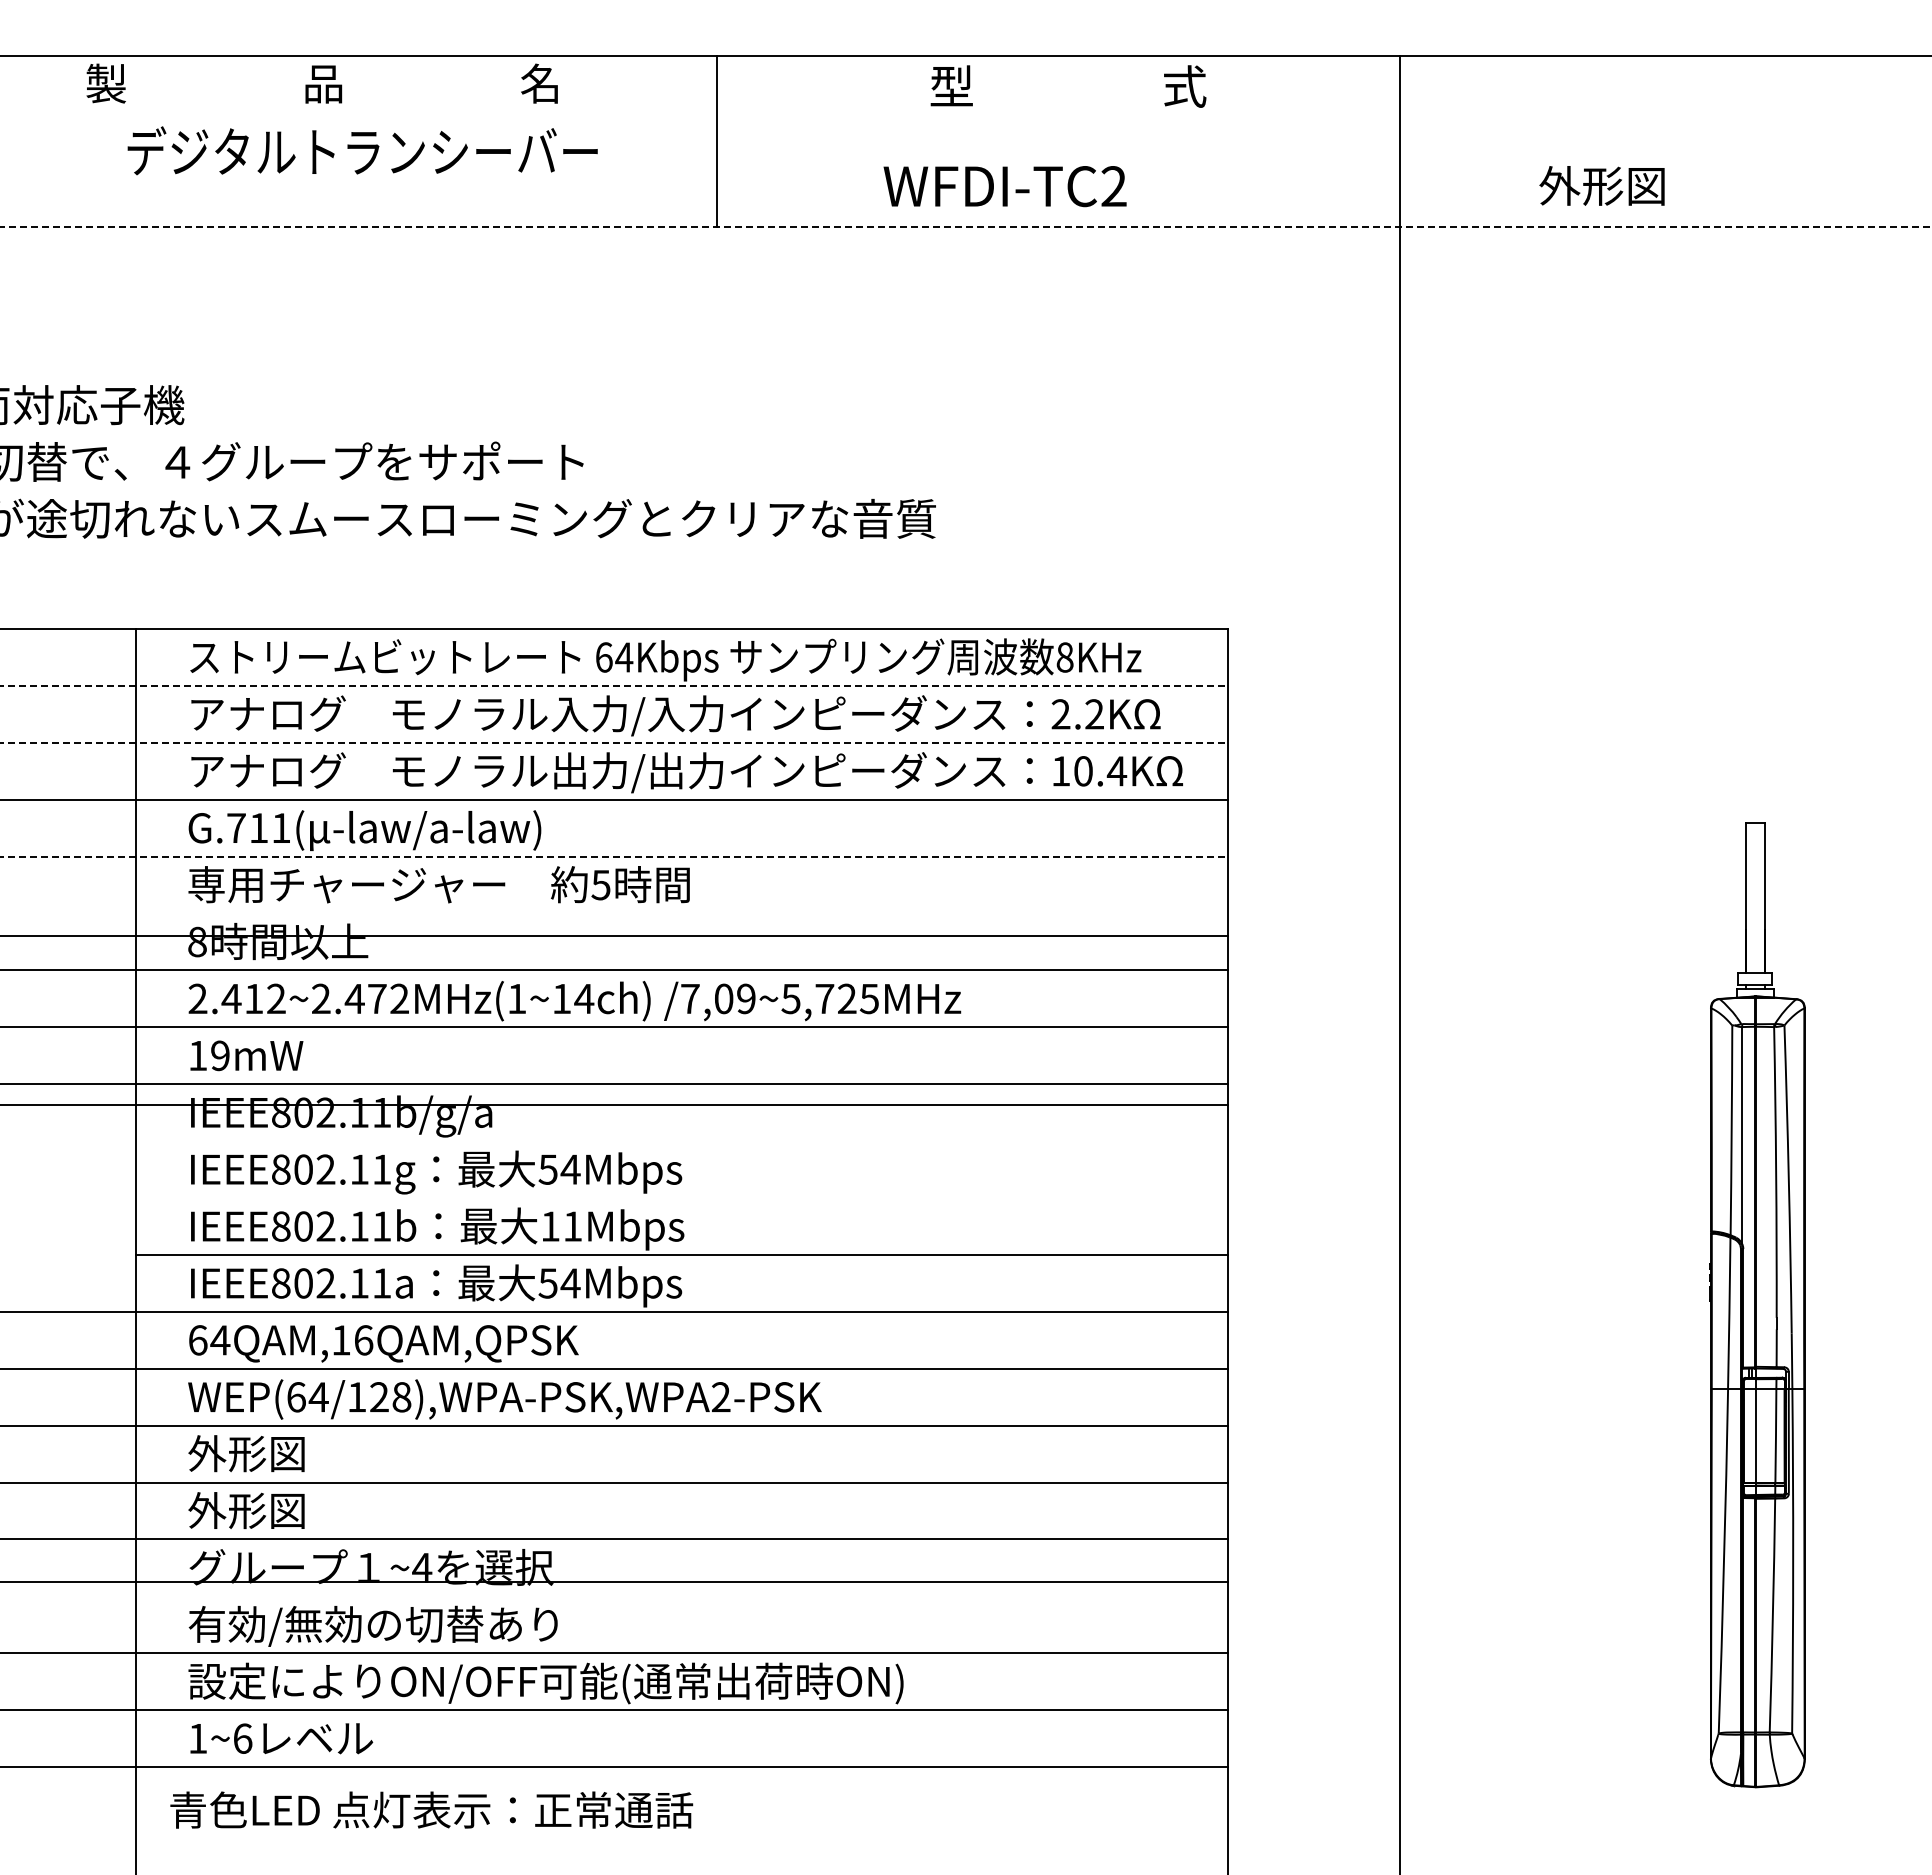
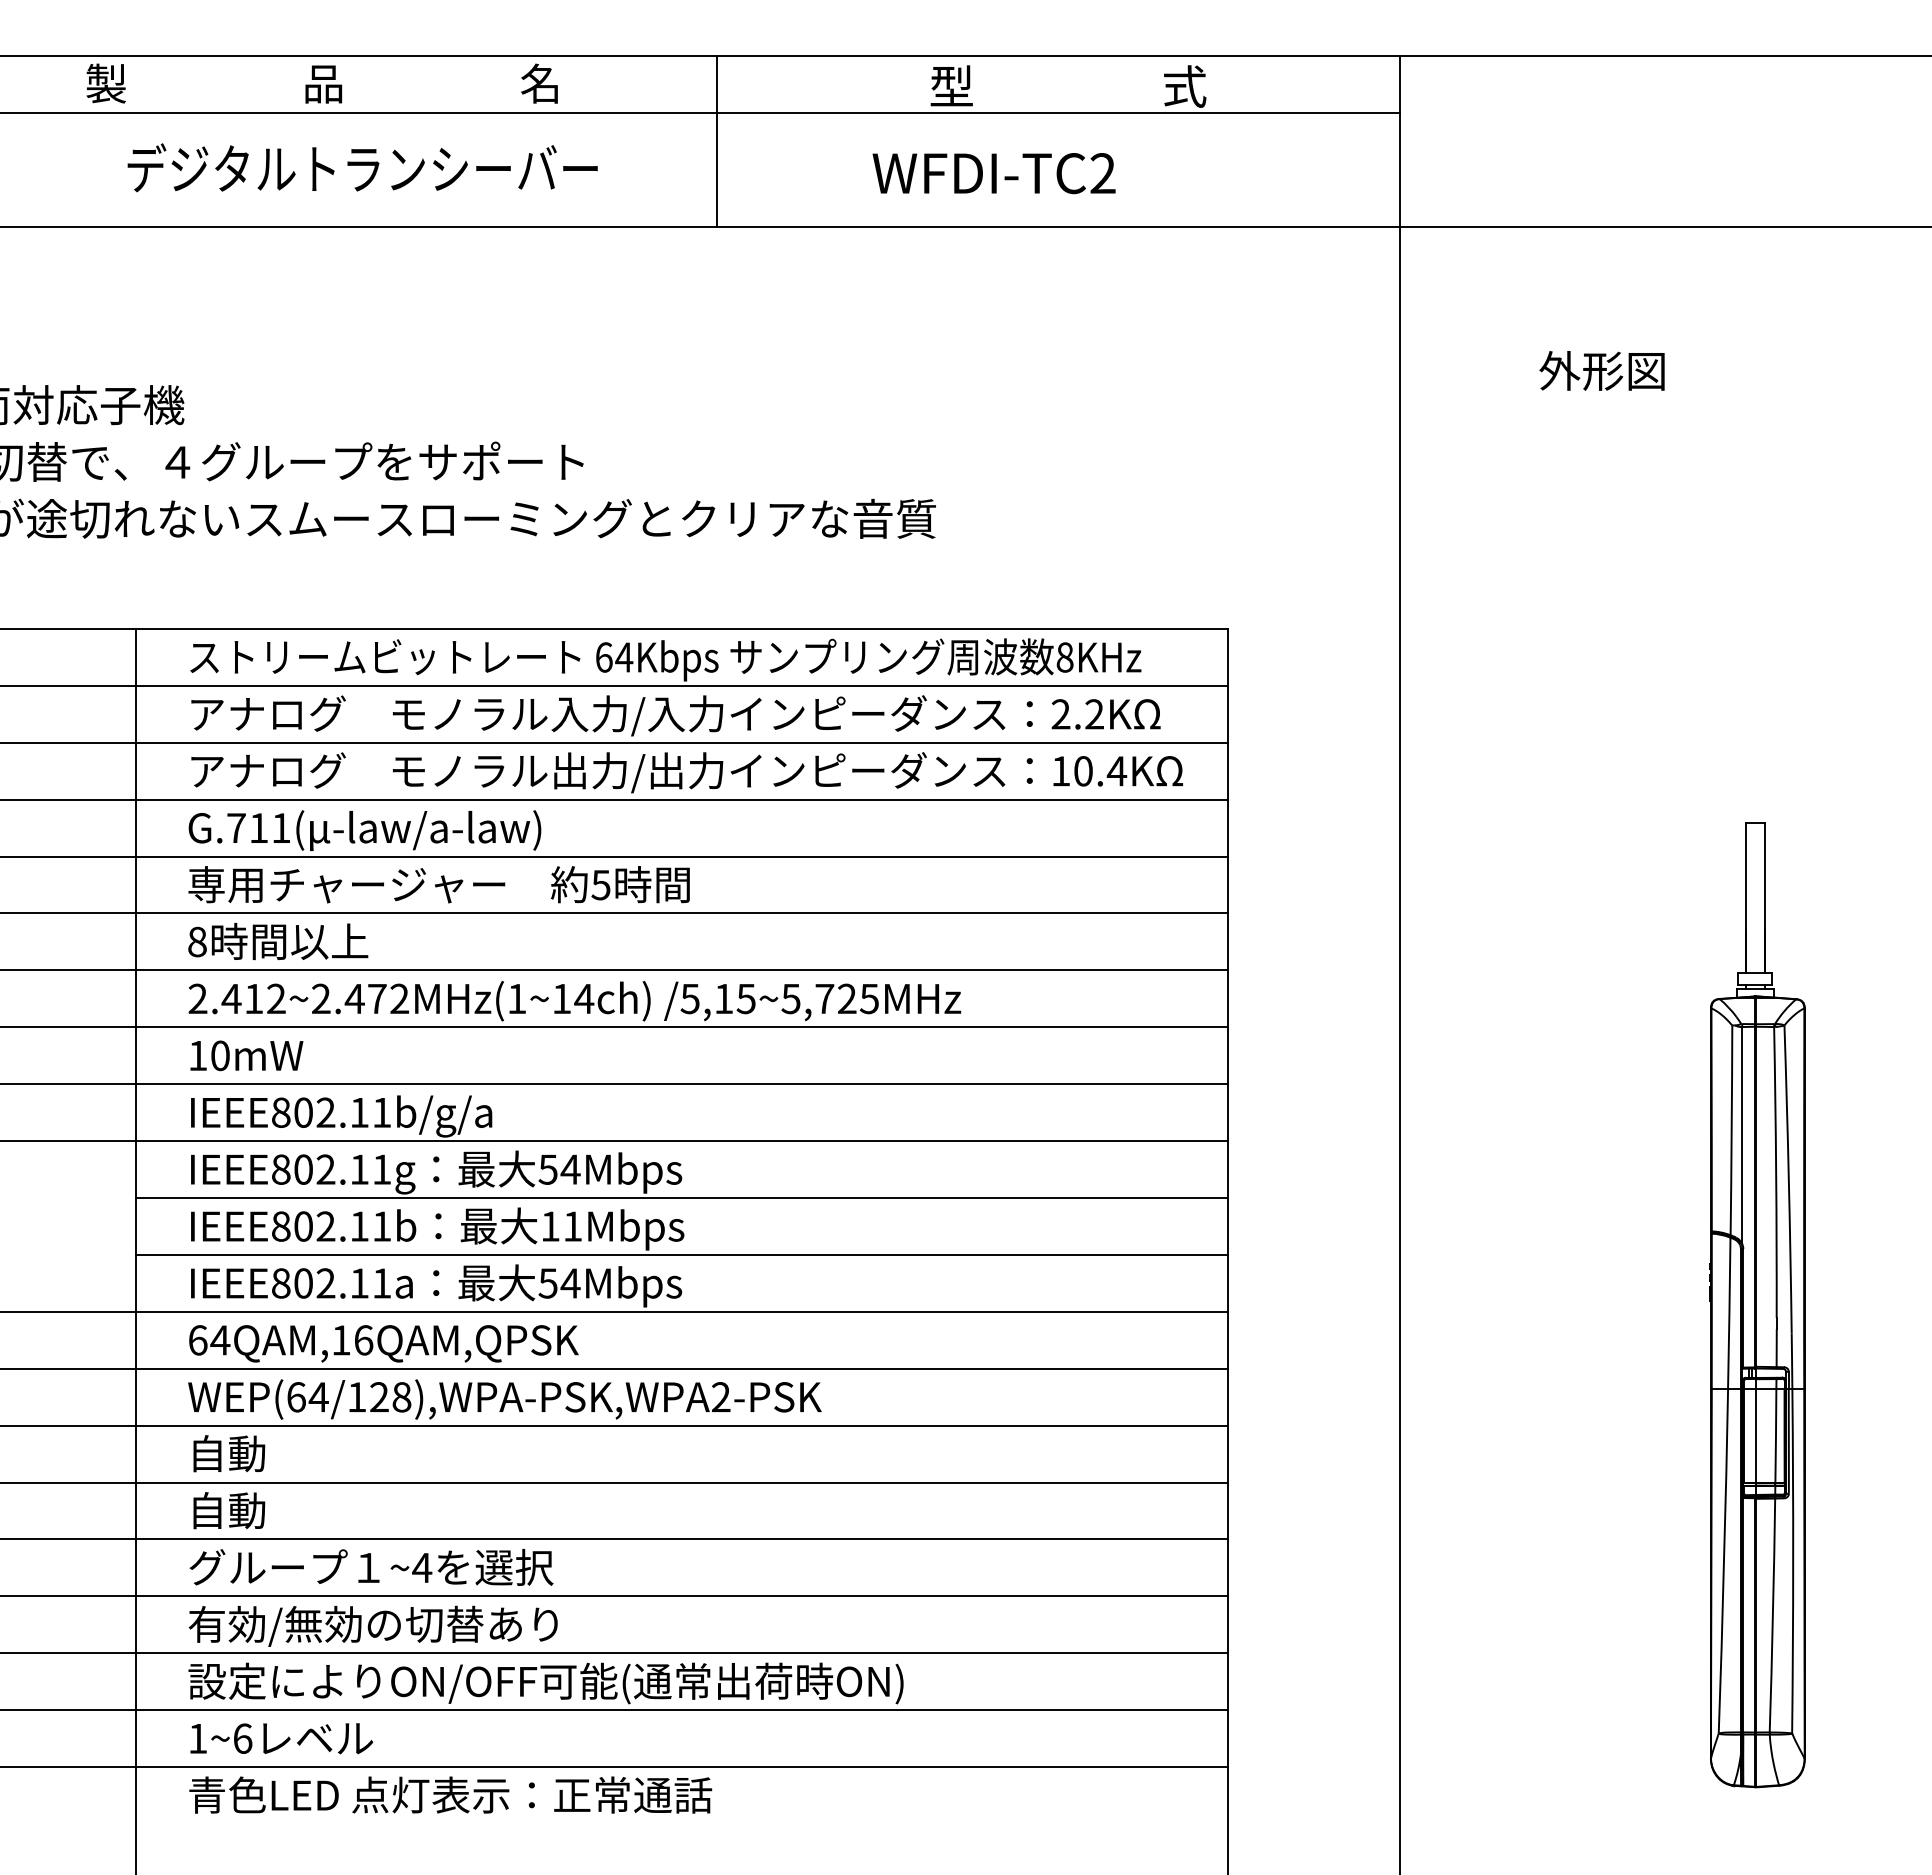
line: none -> present (700, 113)
text position: (362, 150) -> (362, 167) (362, 167)
text position: (1601, 185) -> (1601, 370) (1601, 370)
text position: (1004, 186) -> (993, 173) (993, 173)
line: dashed -> solid (966, 226)
line: dashed -> solid (614, 685)
line: dashed -> solid (614, 742)
line: dashed -> solid (614, 856)
line position: (615, 936) -> (615, 913) (615, 913)
text: /7,09~5,725MHz -> /5,15~5,725MHz (717, 998)
text: 19mW -> 10mW (220, 1055)
line position: (615, 1105) -> (615, 1141) (615, 1141)
line: none -> present (681, 1198)
text: 外形図 -> 自動 (246, 1453)
text: 外形図 -> 自動 (246, 1510)
line position: (615, 1582) -> (615, 1596) (615, 1596)
text position: (431, 1809) -> (450, 1794) (450, 1794)
